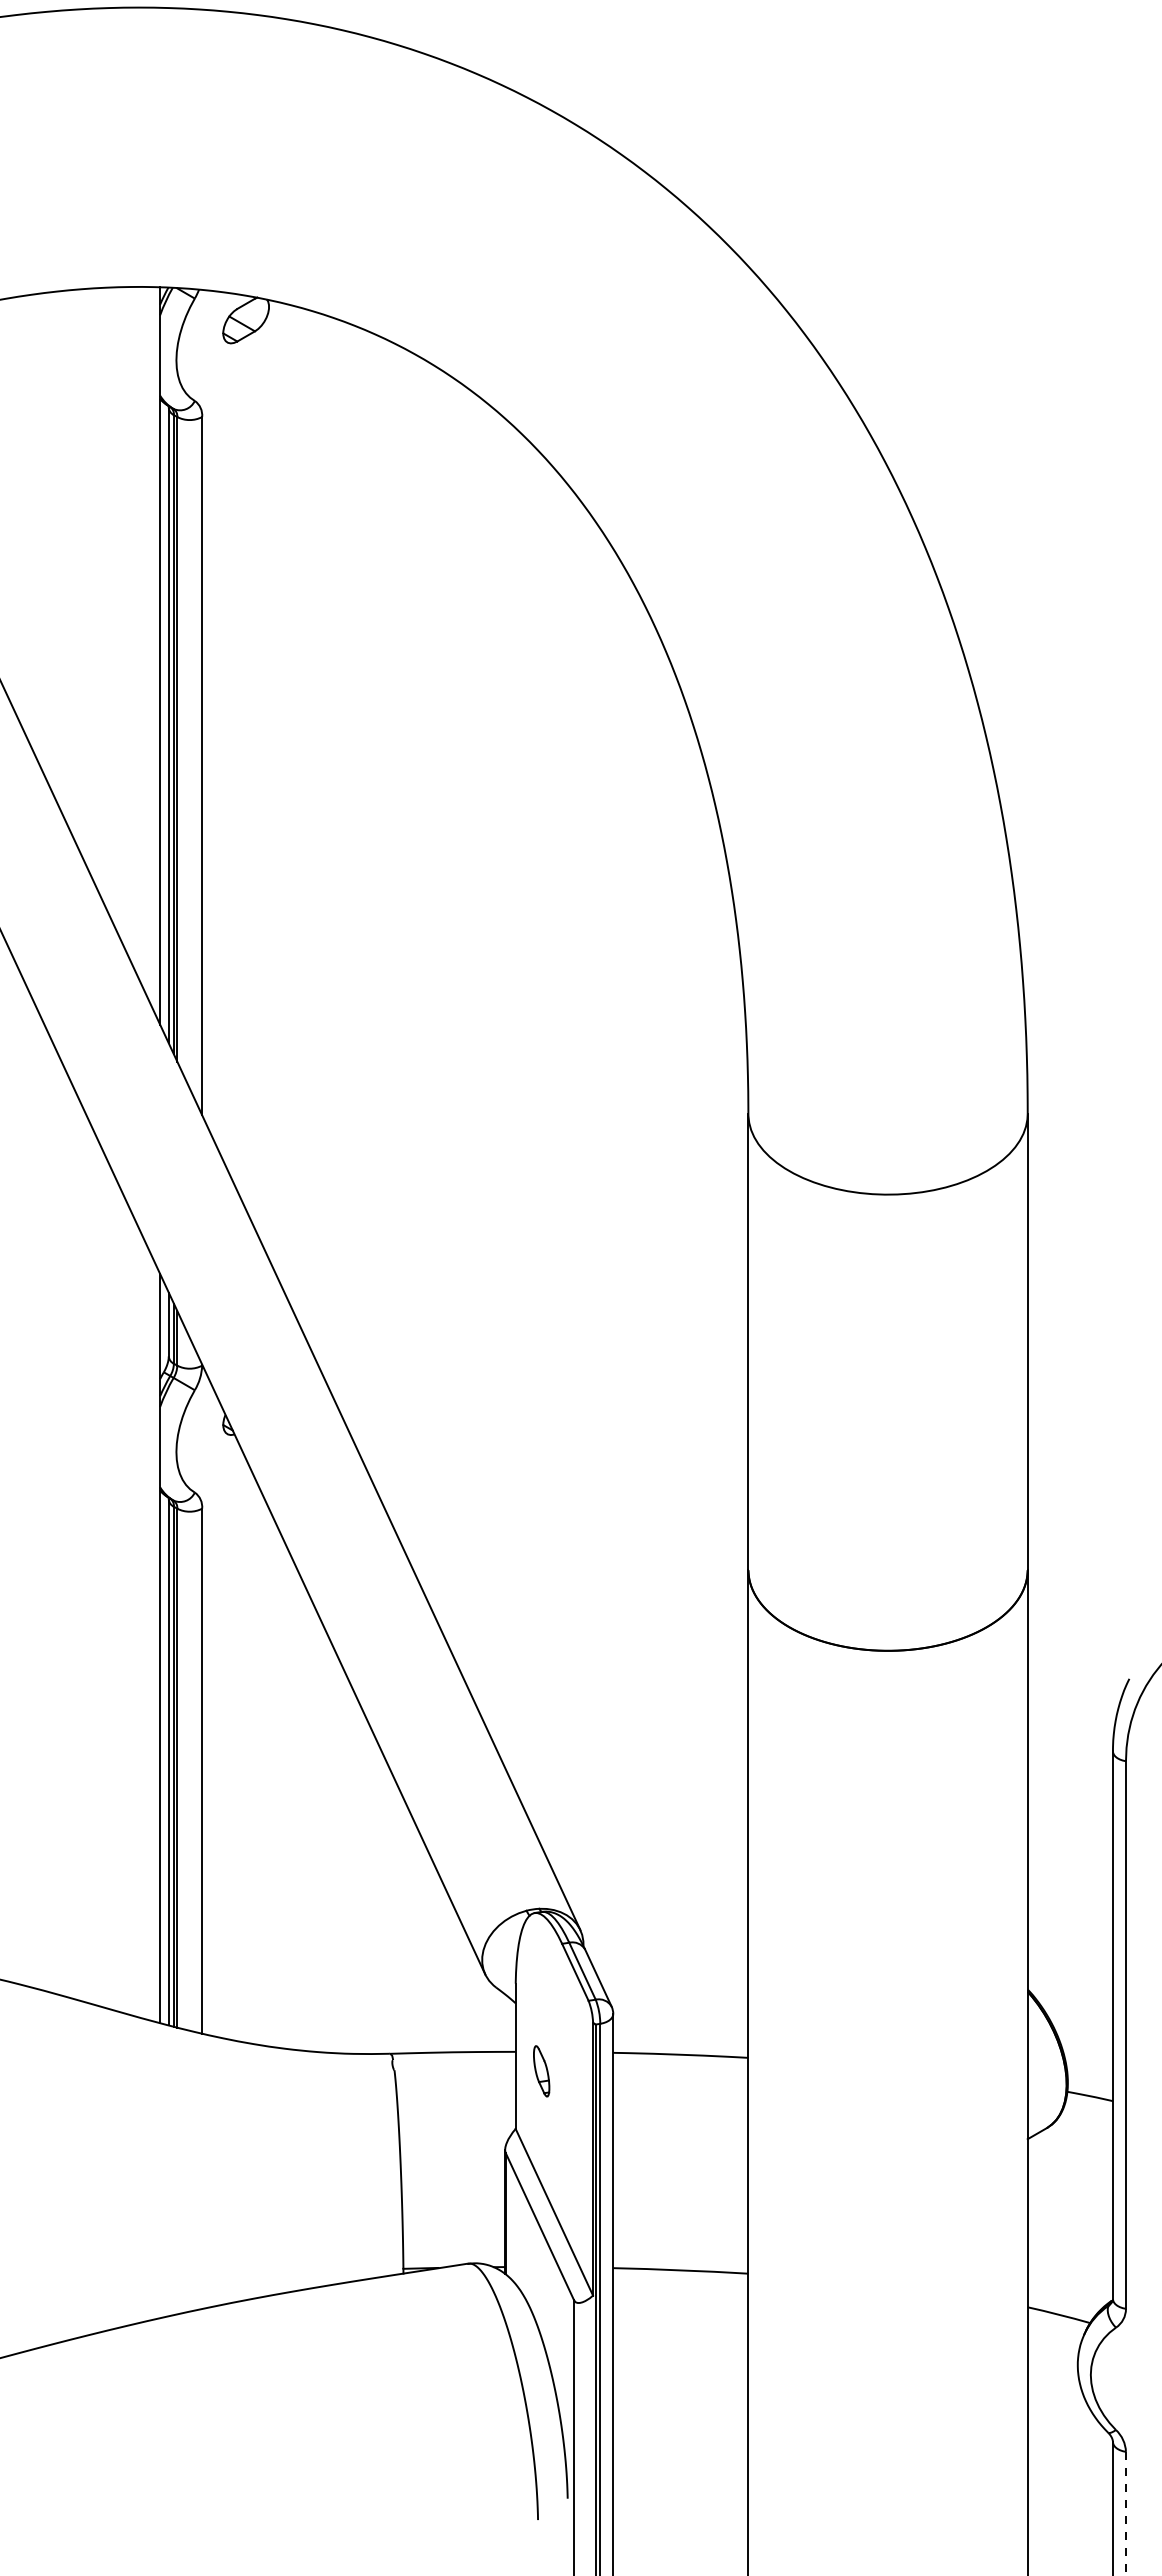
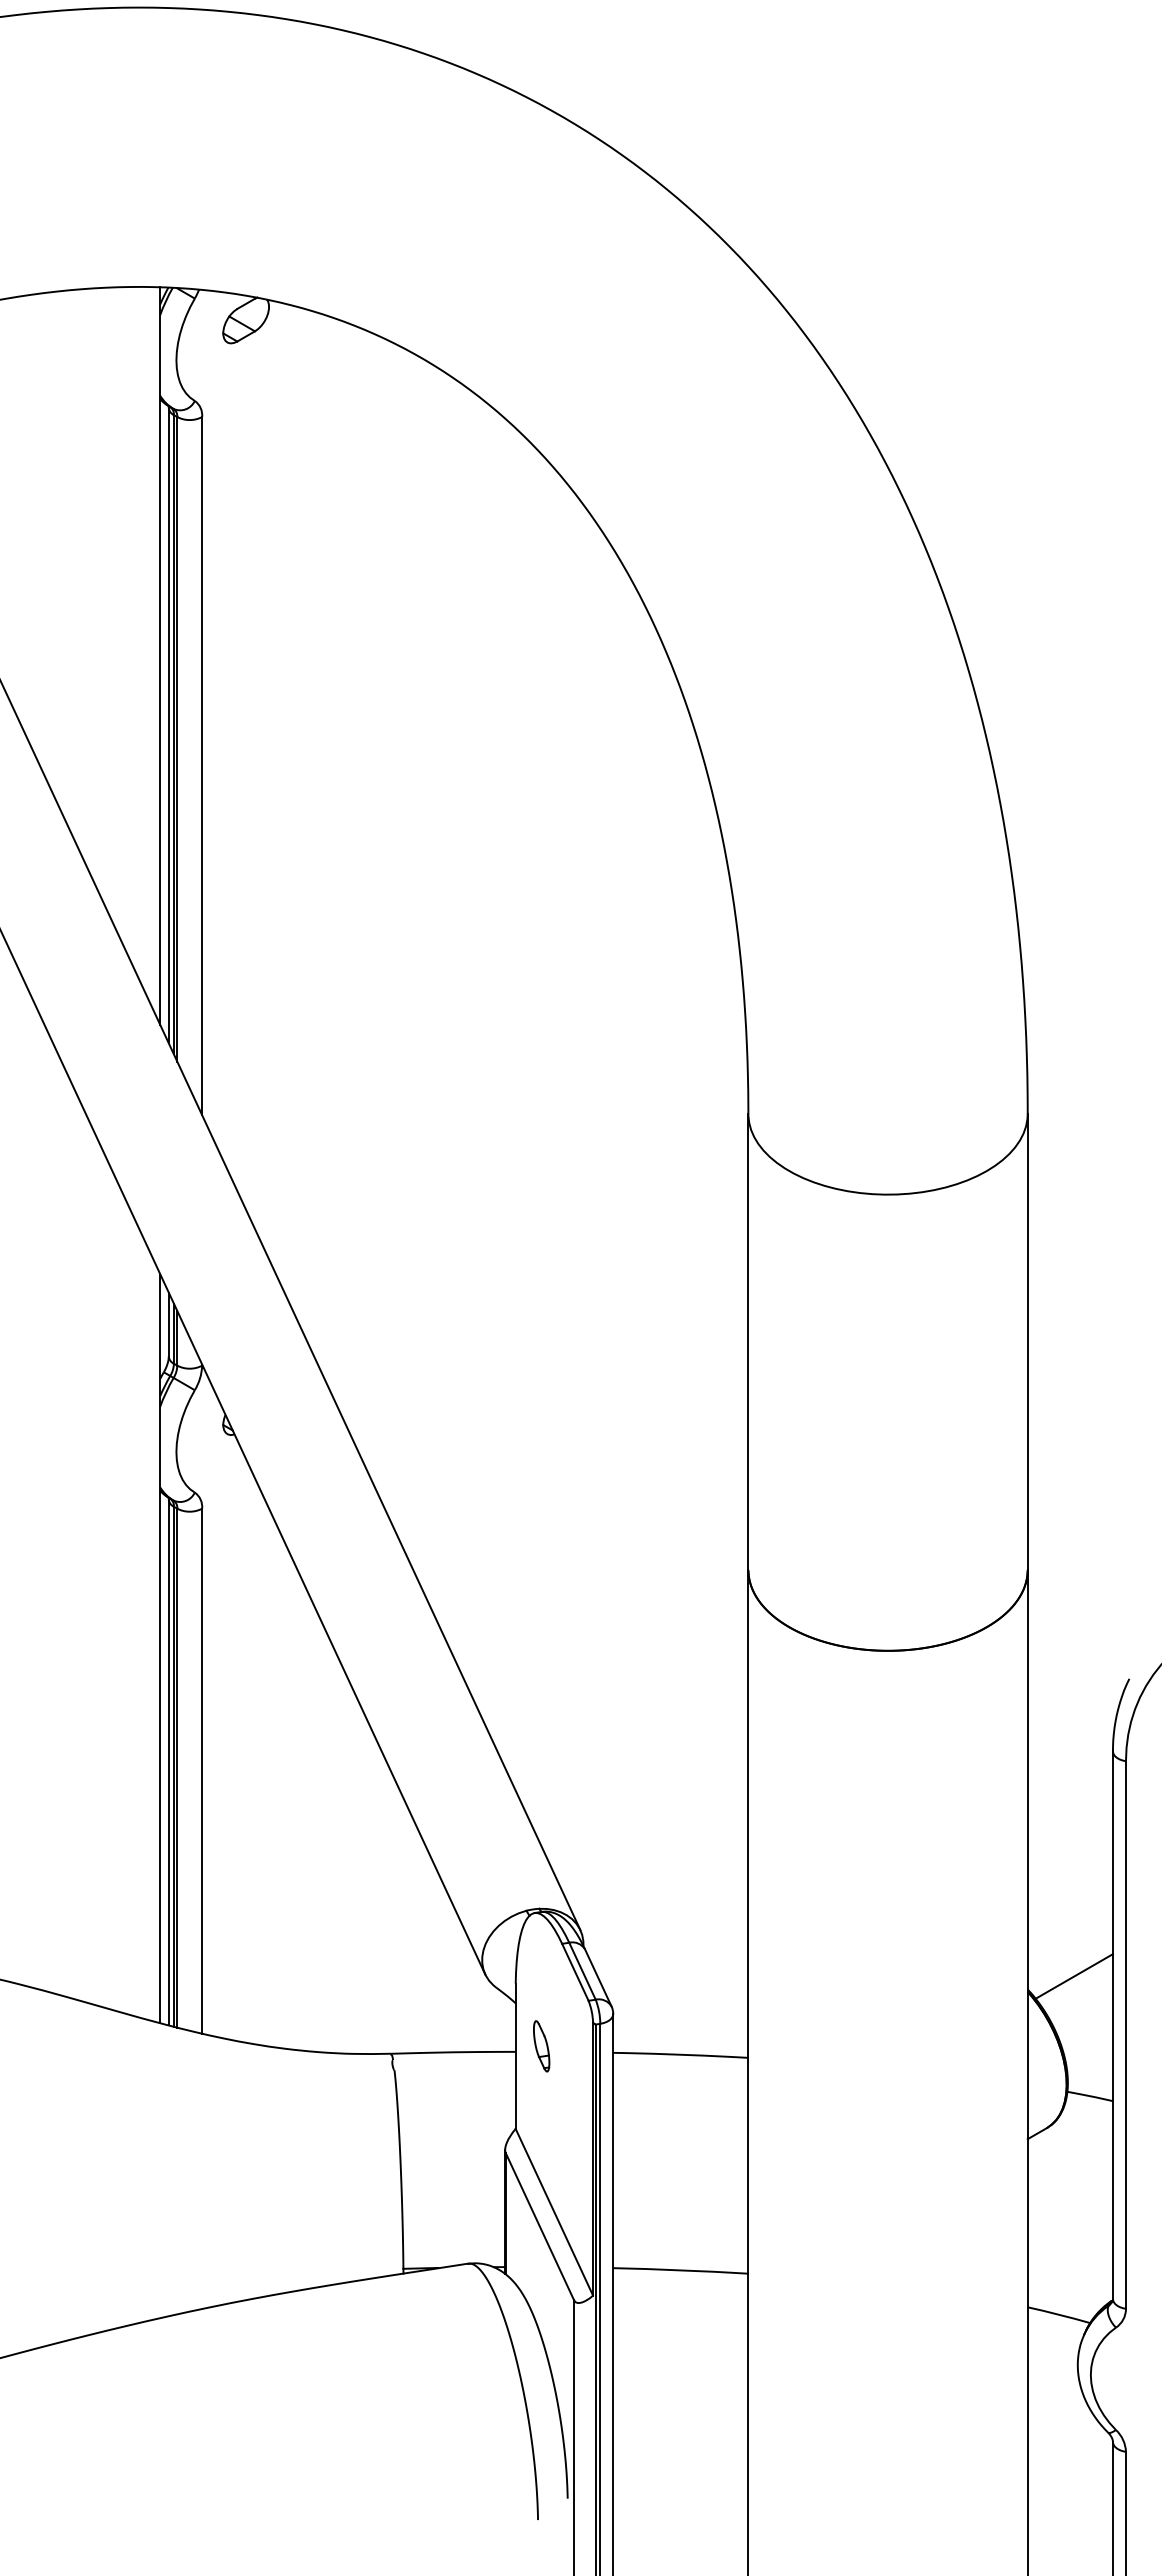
line: none -> present (1073, 1976)
part position: (541, 2071) -> (541, 2046) (541, 2046)
line: dashed -> solid (1125, 2513)
